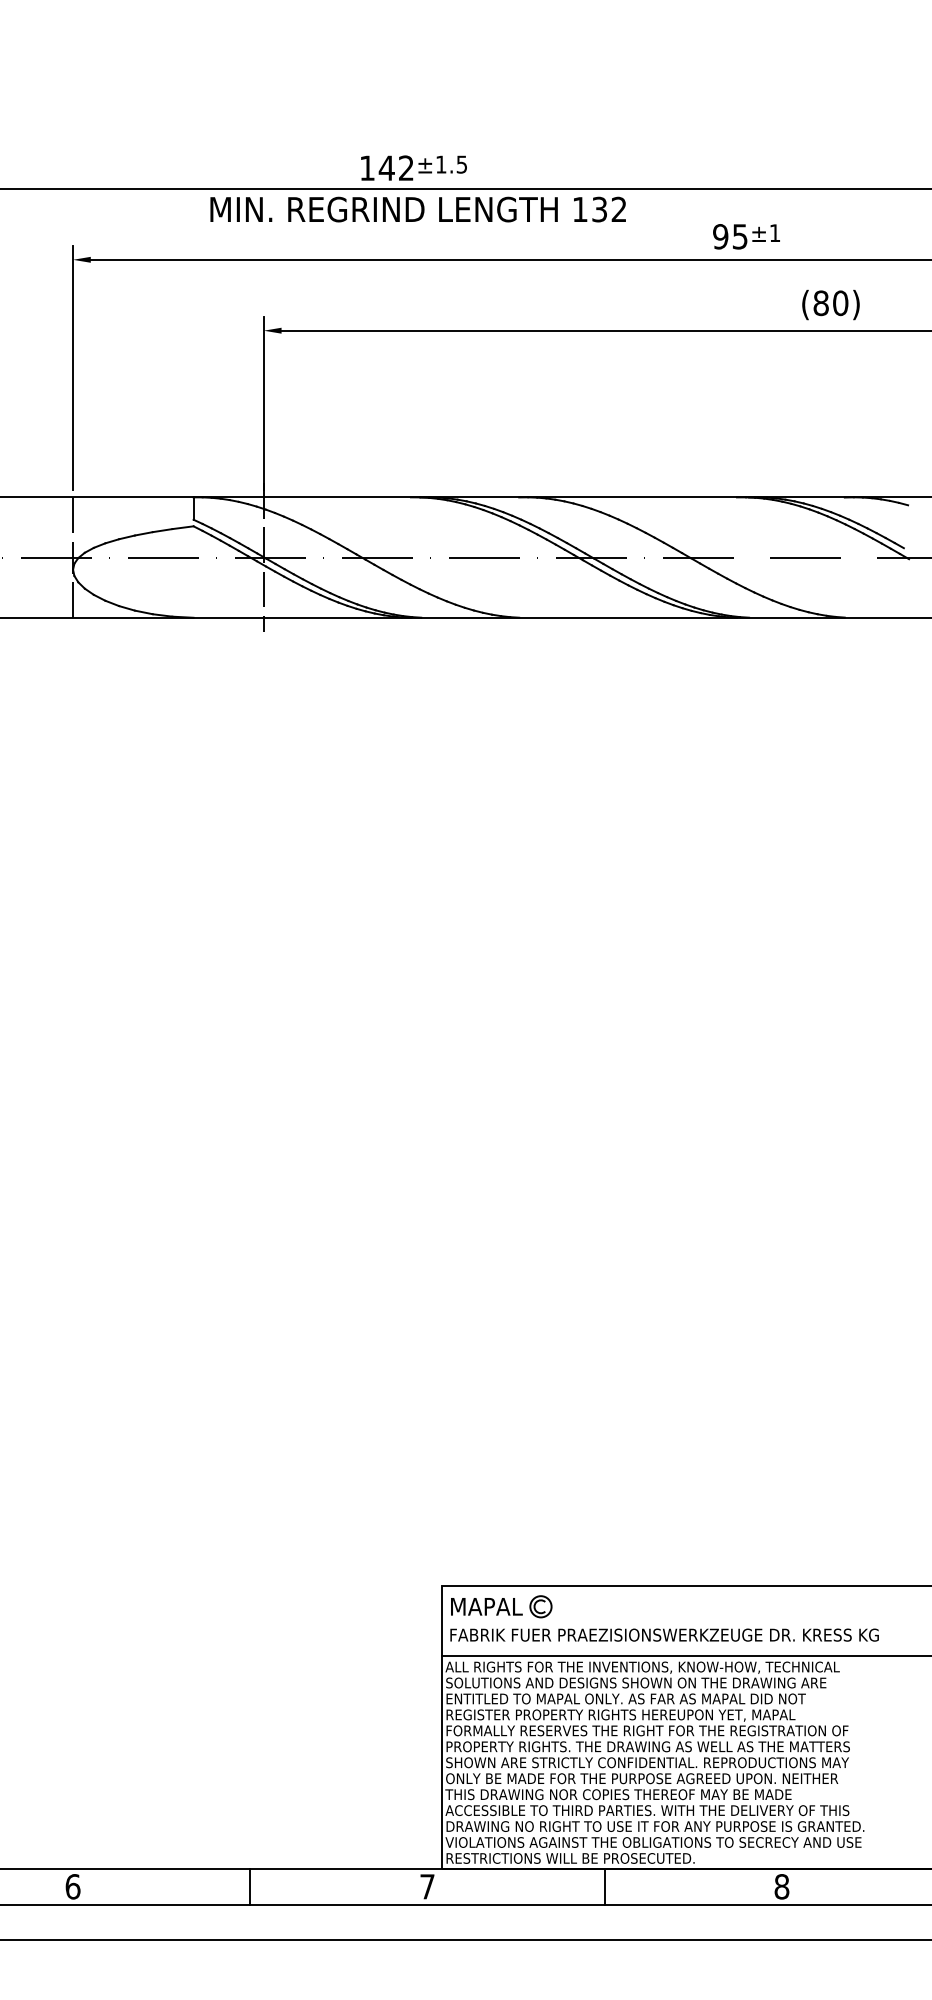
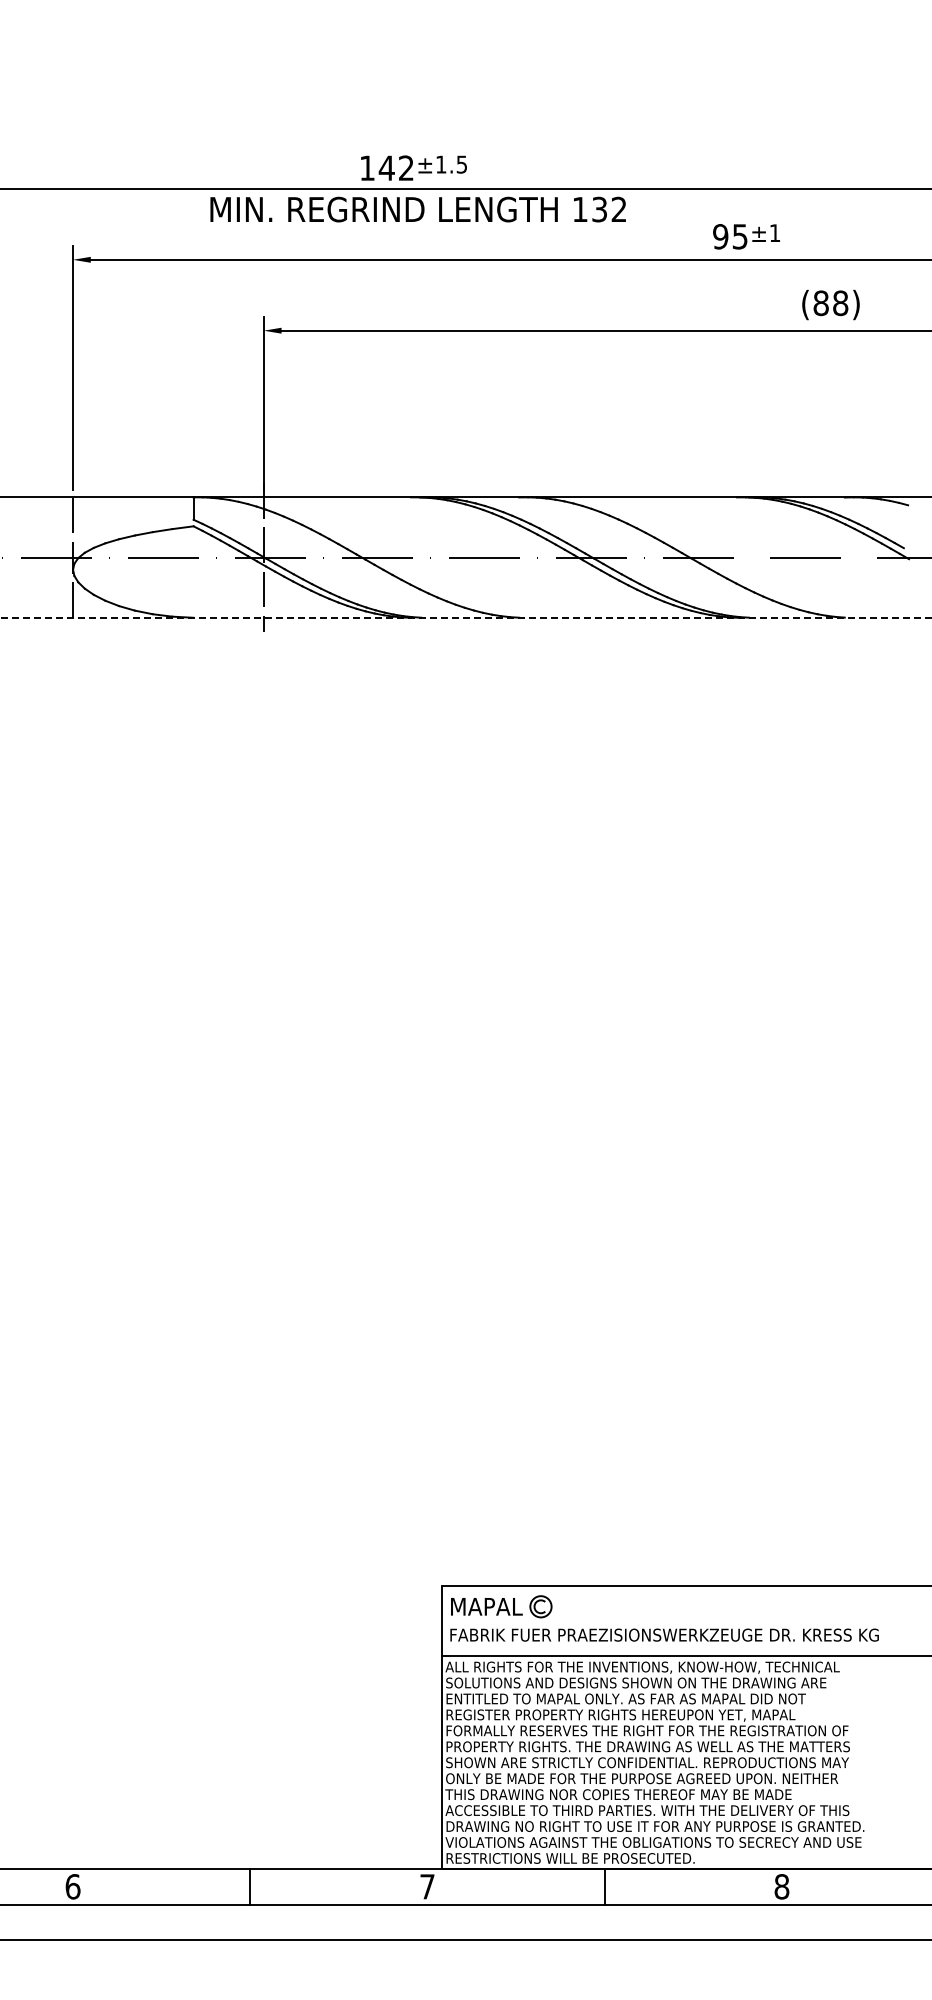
text: (80) -> (88) (840, 302)
line: solid -> dashed (466, 617)
